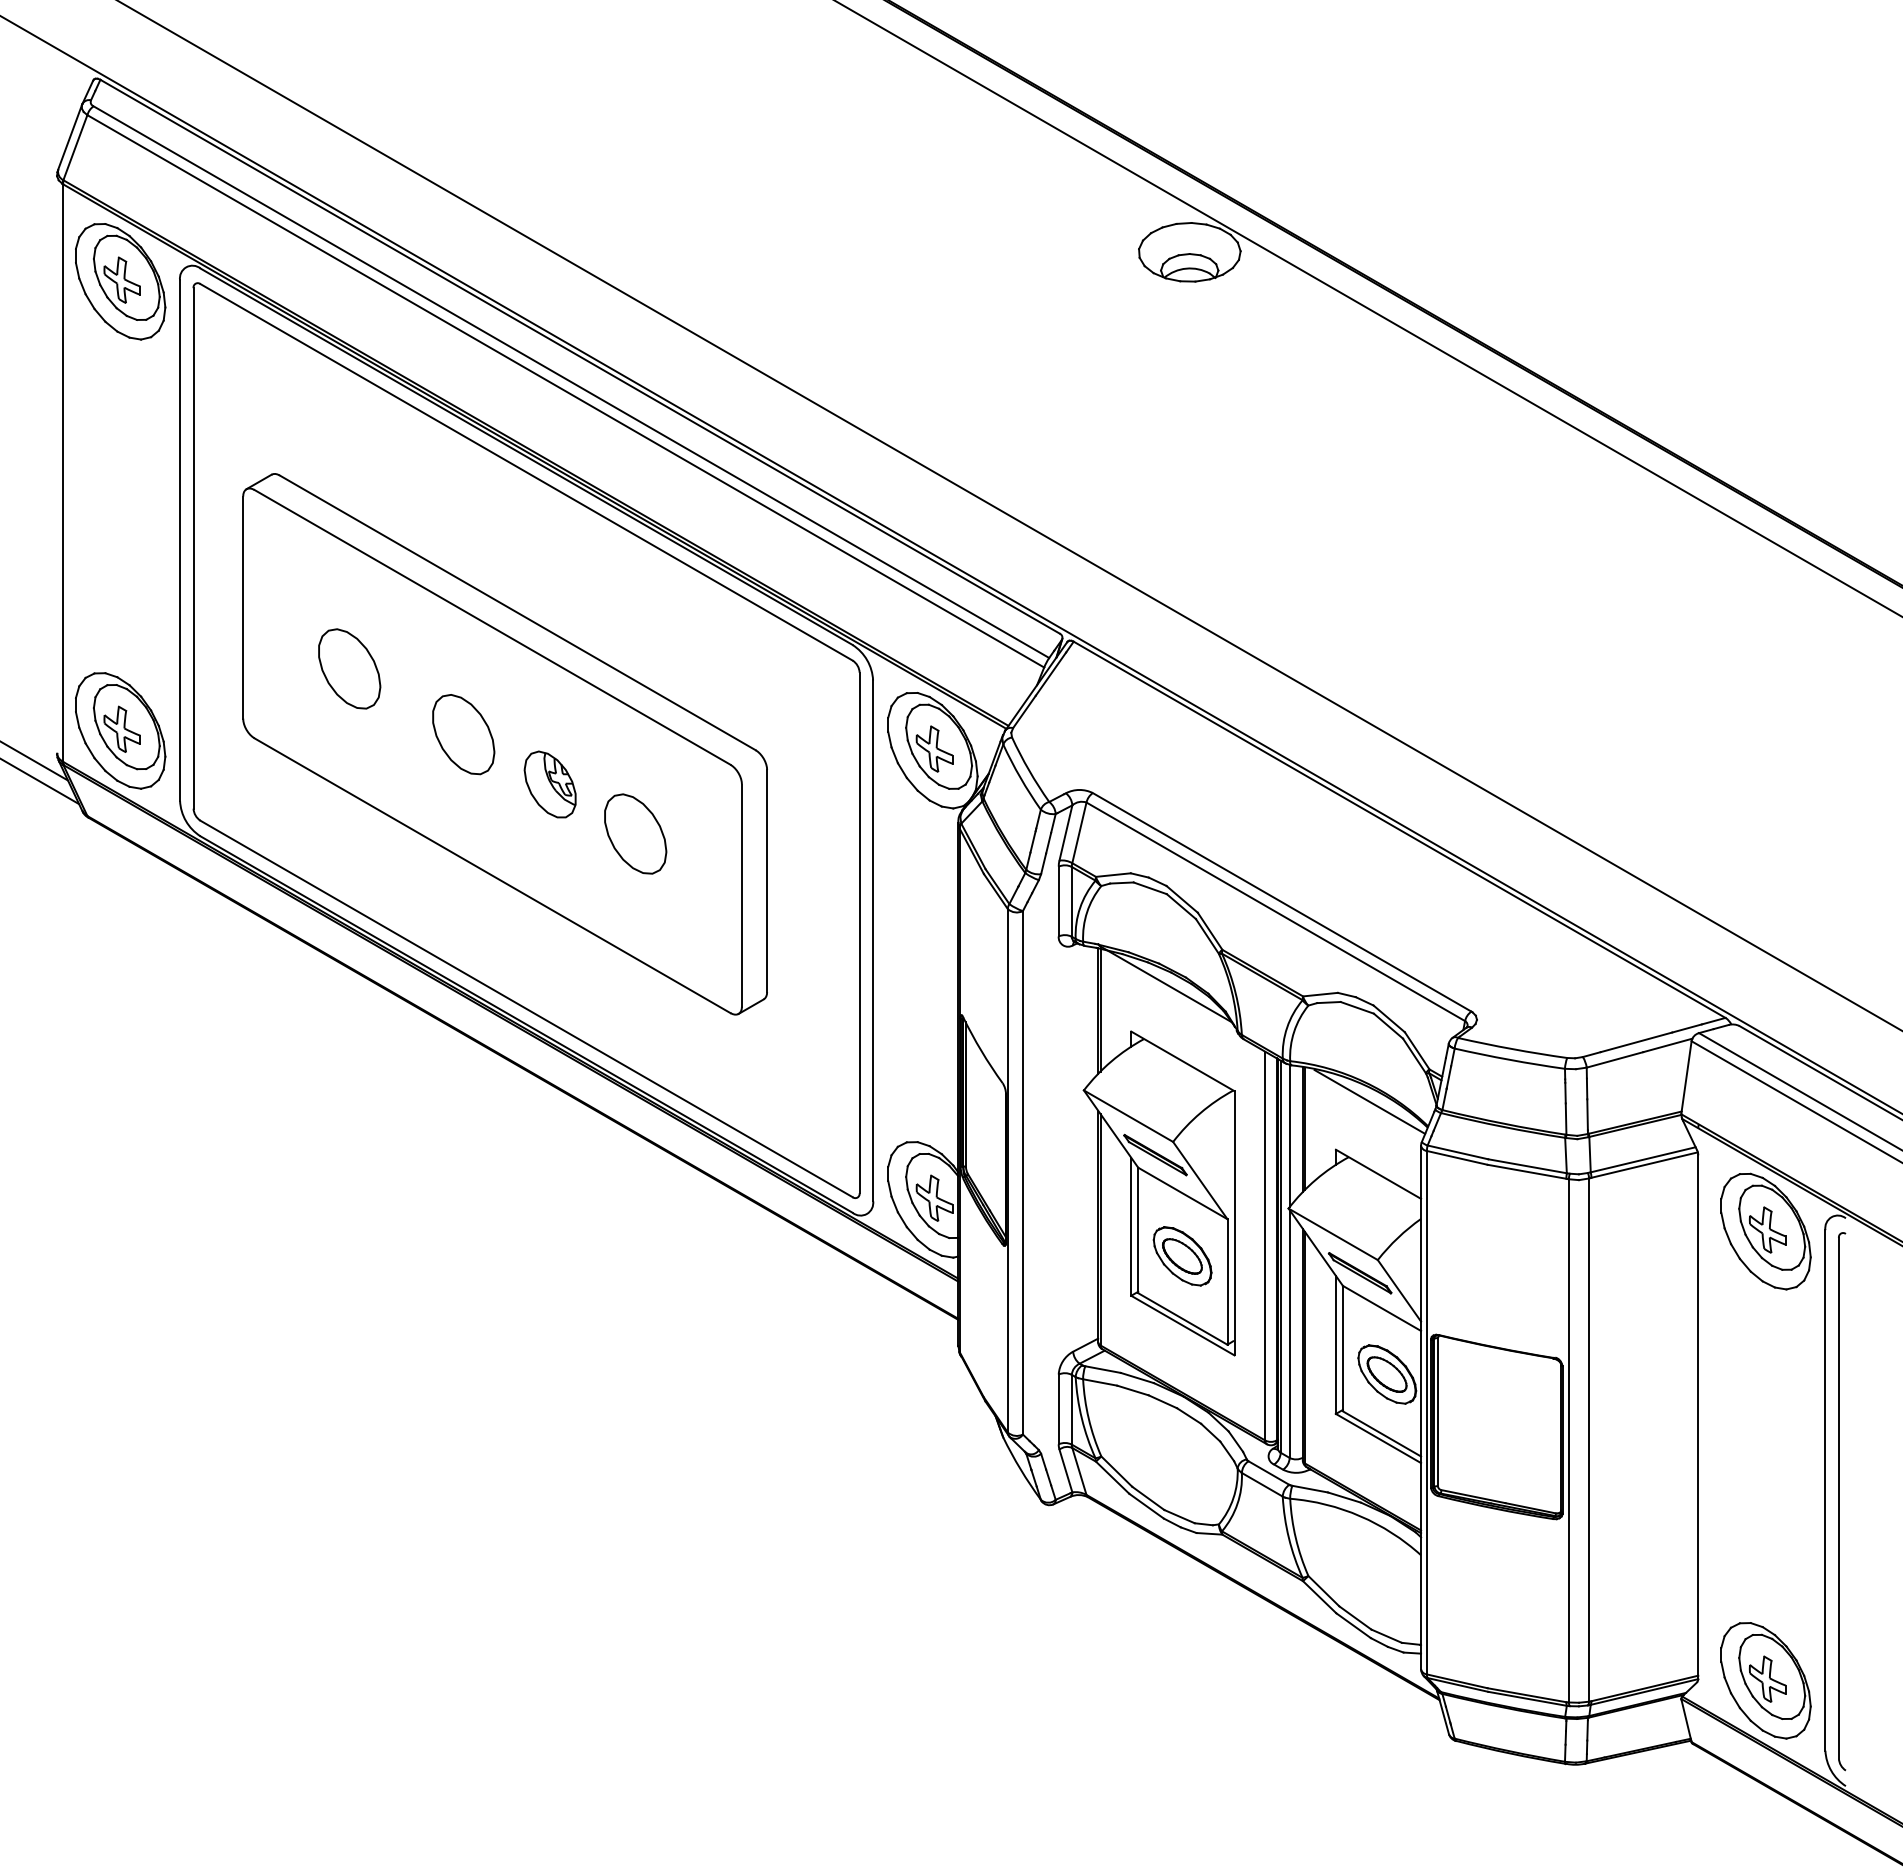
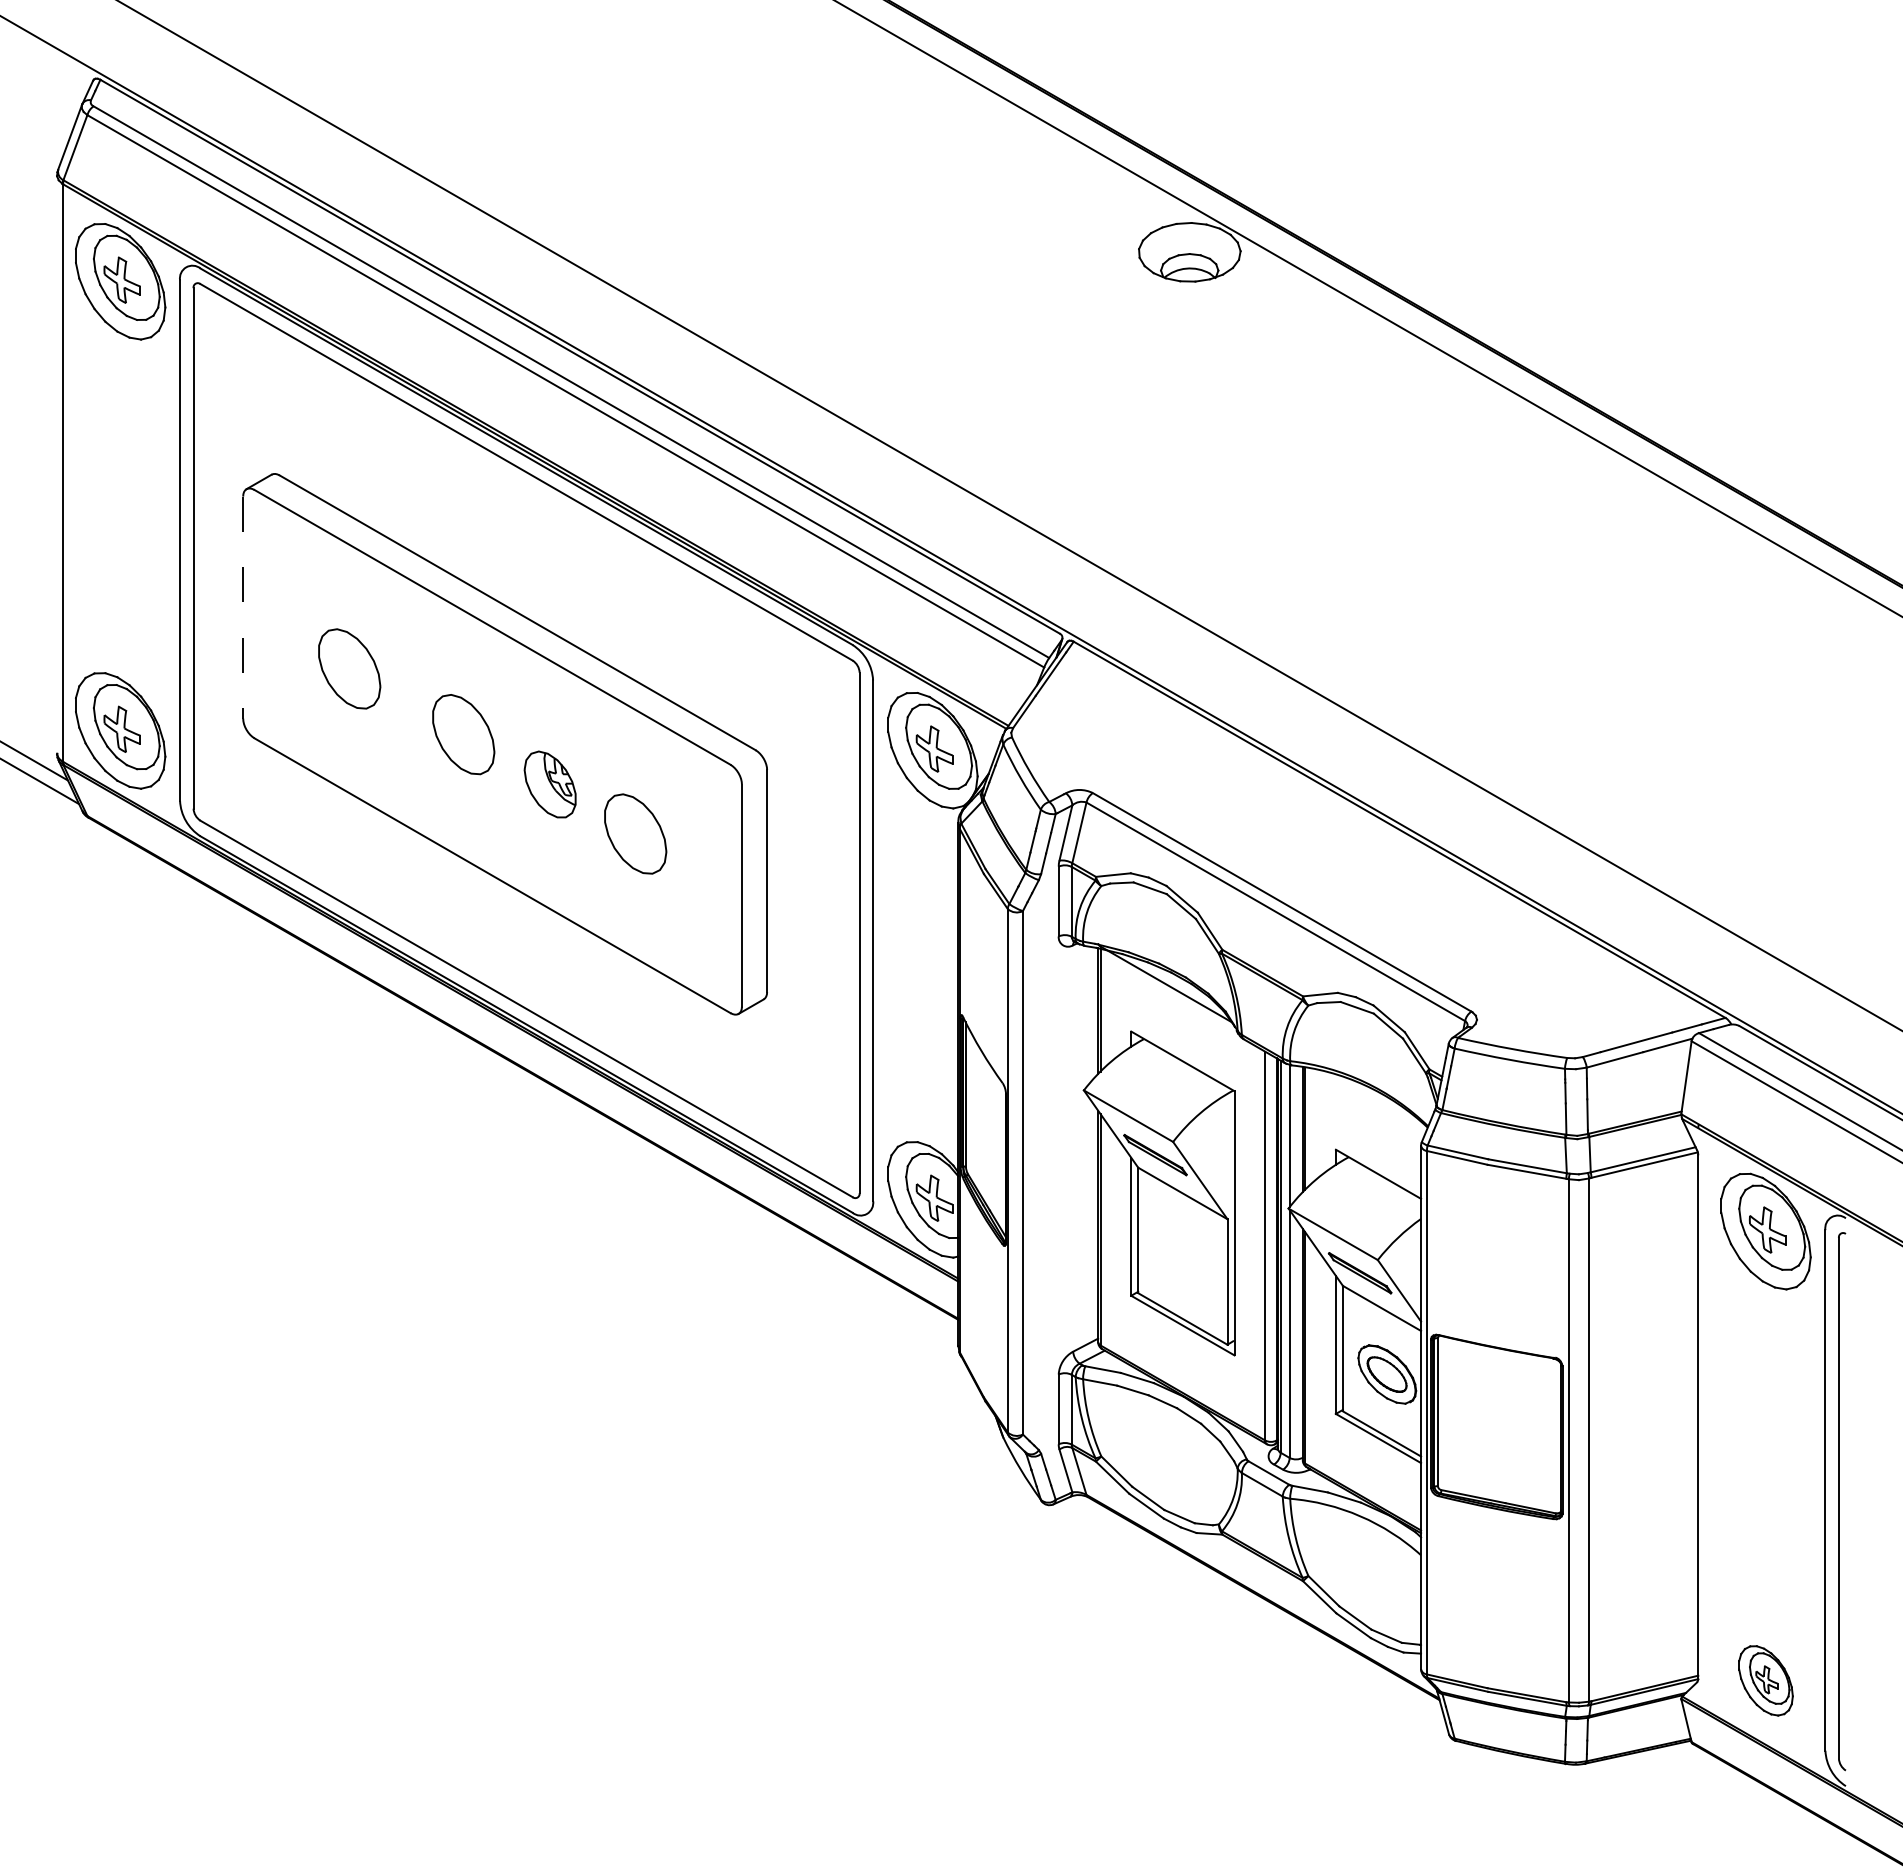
line: solid -> dashed (243, 607)
line: present -> none (1369, 1101)
part: present -> none (1182, 1256)
part size: 92x118 px -> 56x72 px (1765, 1680)
